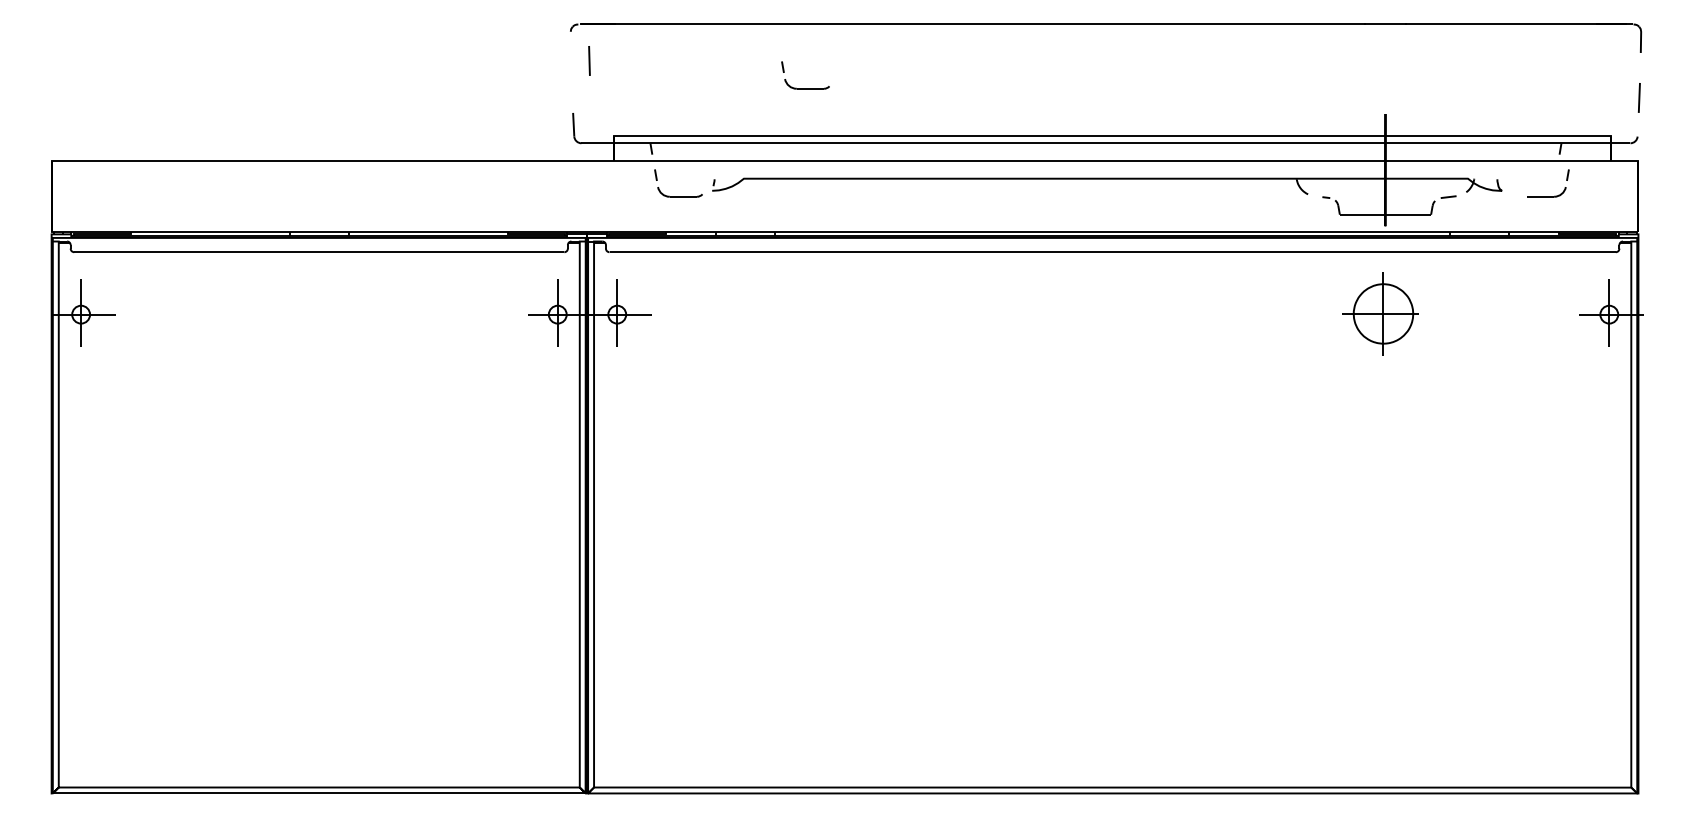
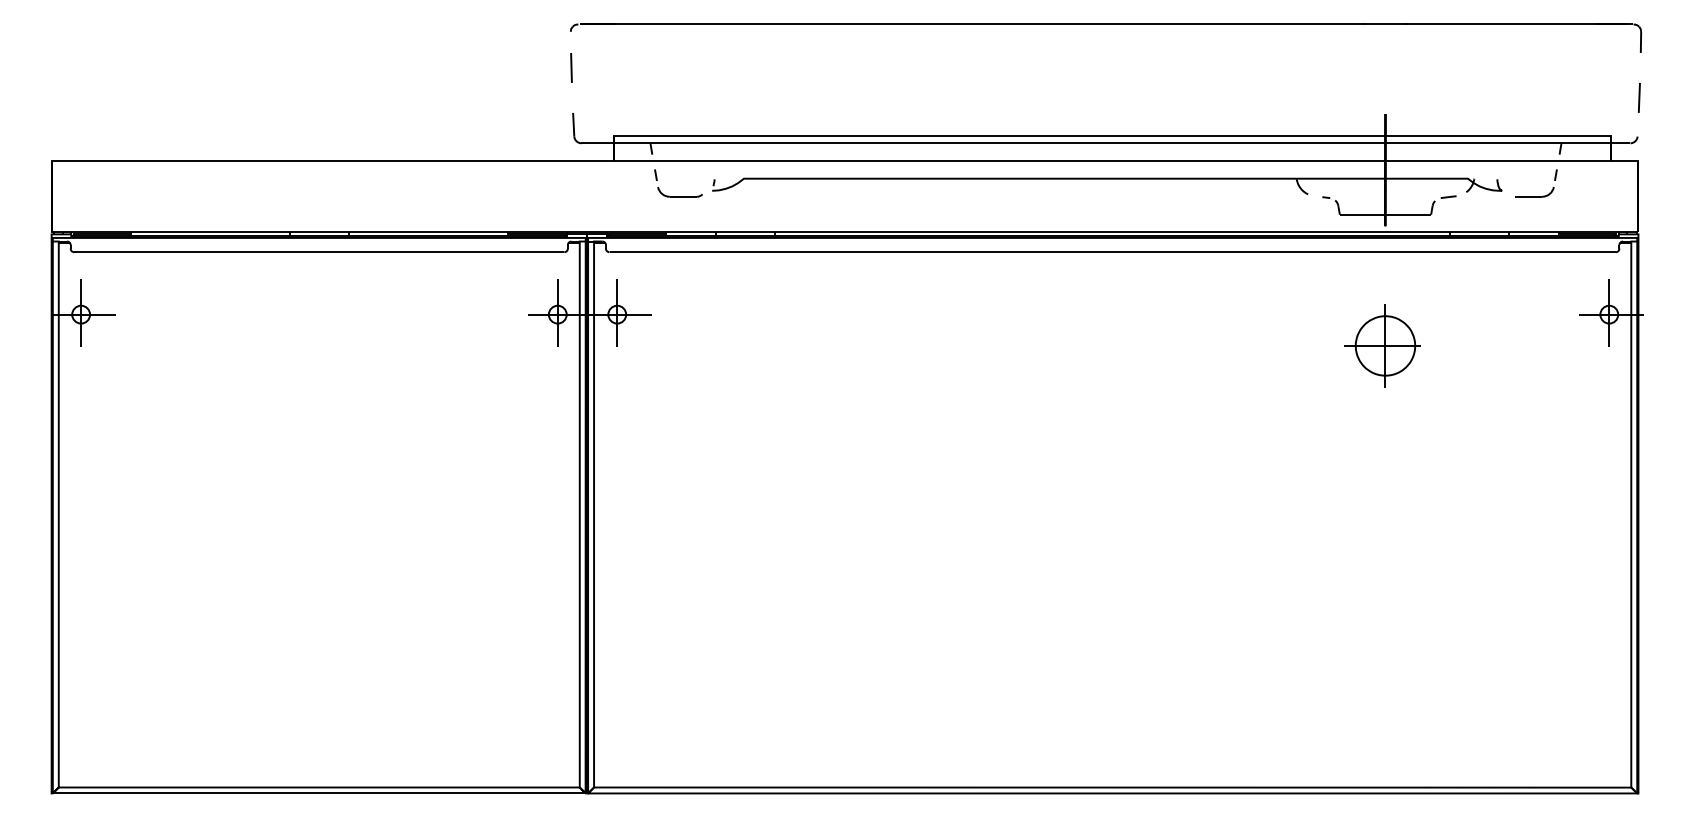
line position: (589, 60) -> (571, 67) (571, 67)
part: present -> none (805, 88)
part position: (1548, 196) -> (1536, 196) (1536, 196)
part position: (1380, 313) -> (1382, 345) (1382, 345)
